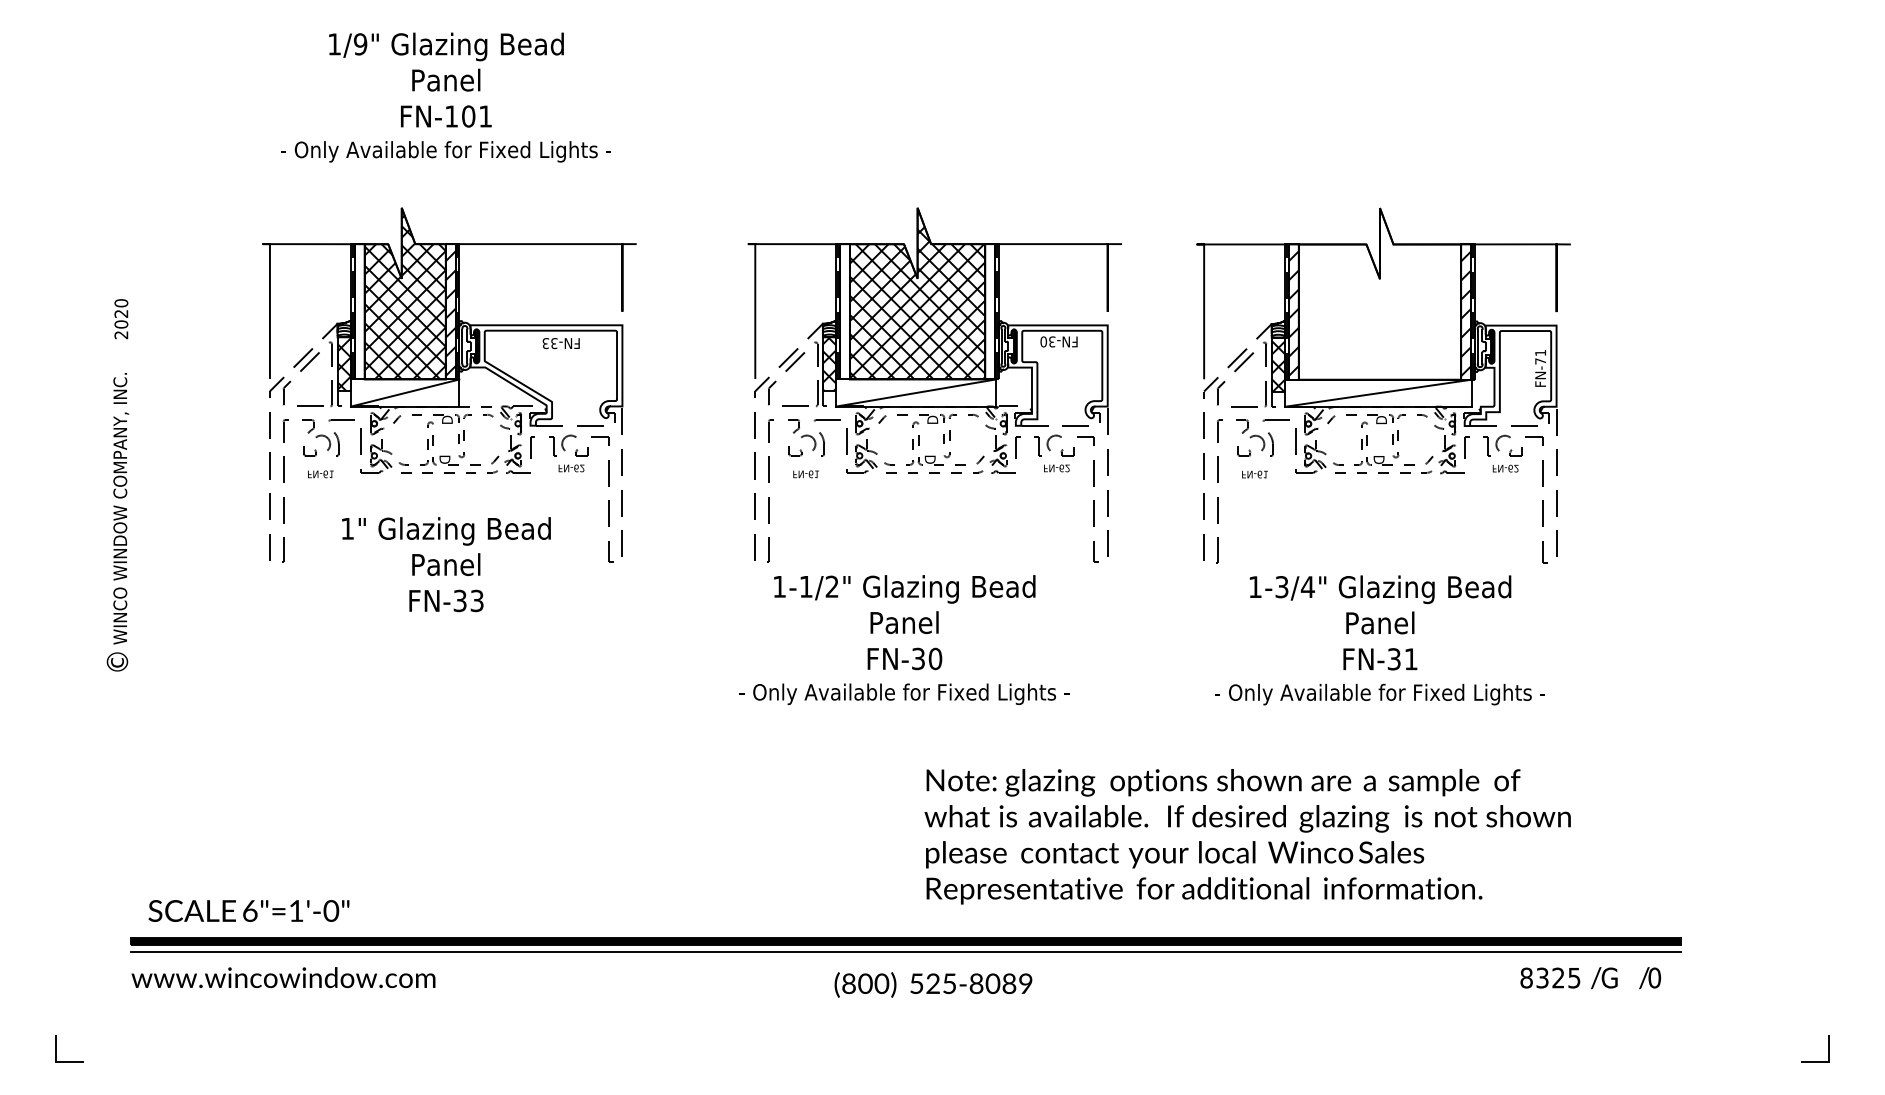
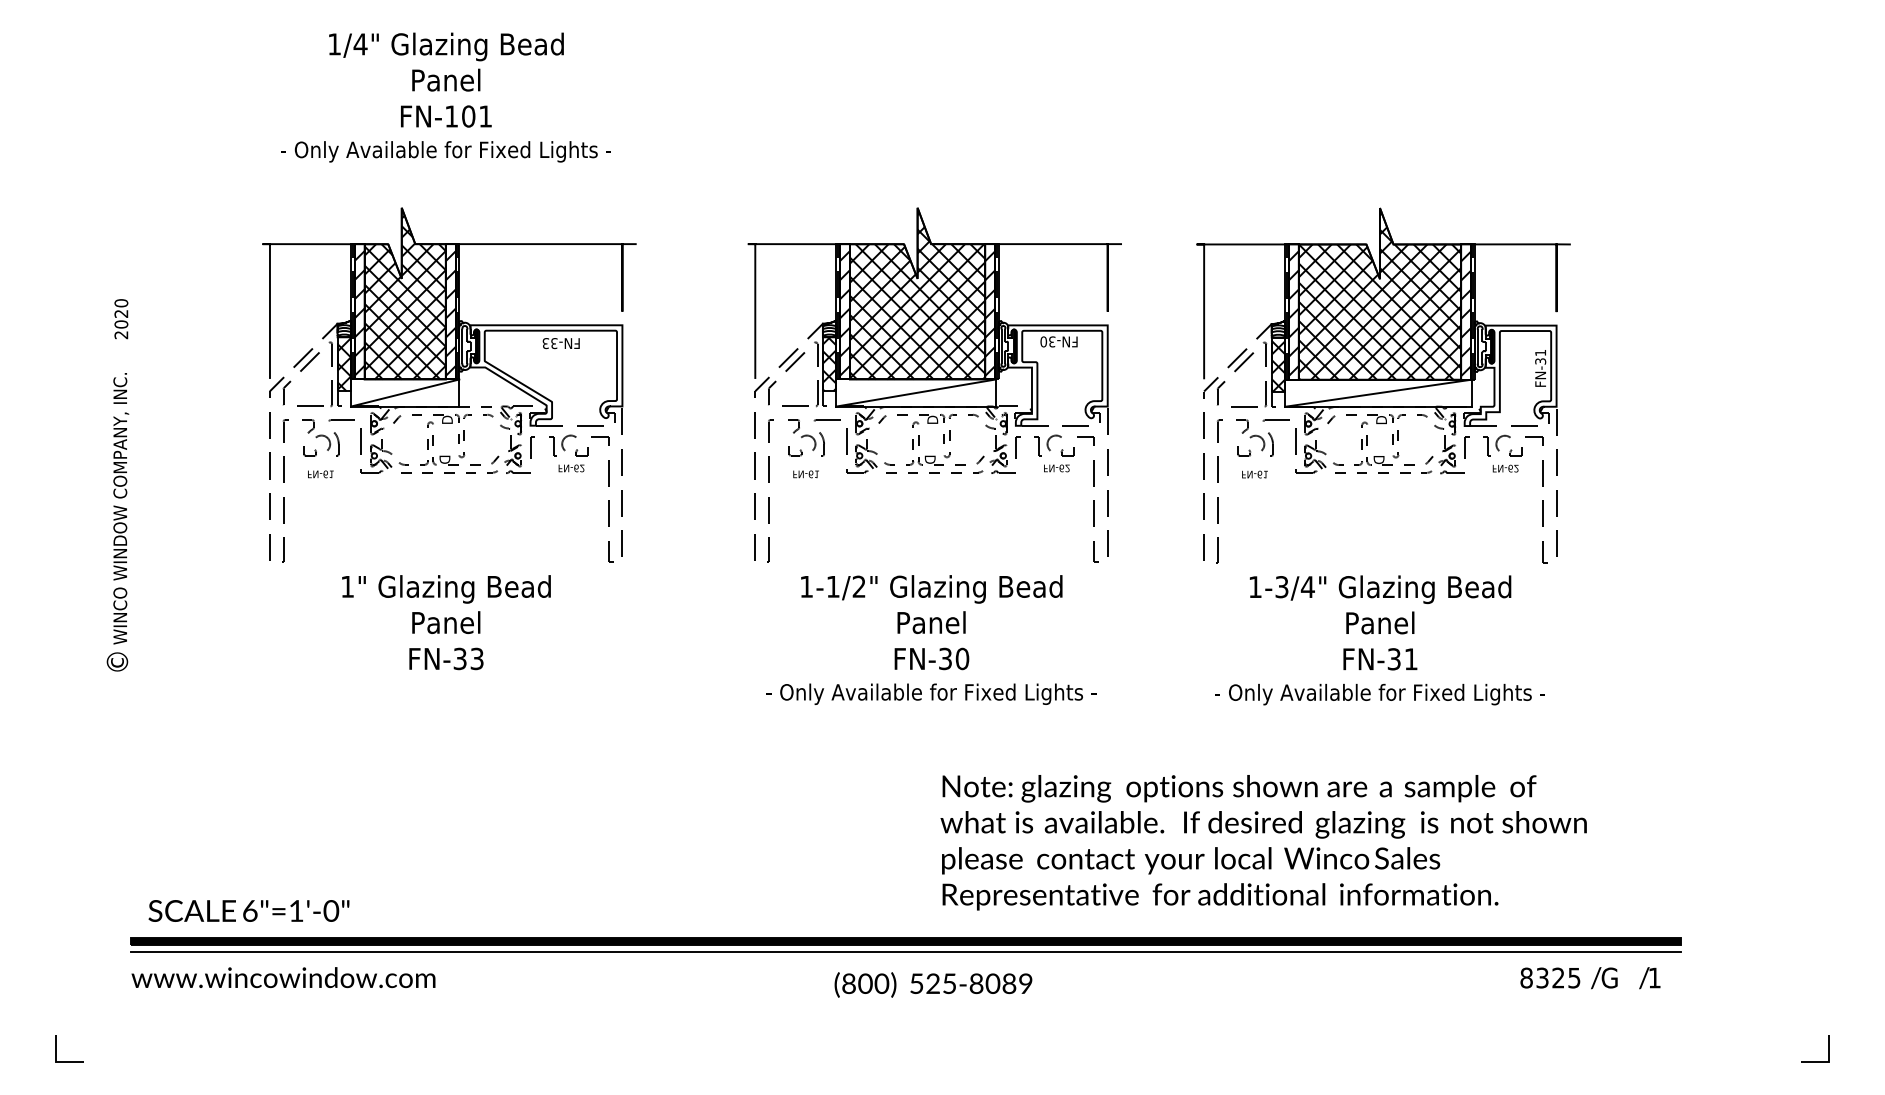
text: 1/9" -> 1/4" (360, 44)
hatch: none -> present (1379, 294)
hatch: none -> present (359, 313)
hatch: none -> present (844, 313)
hatch: none -> present (990, 313)
text: FN-71 -> FN-31 (1540, 361)
text position: (446, 564) -> (446, 622) (446, 622)
text position: (904, 639) -> (931, 639) (931, 639)
text position: (1247, 836) -> (1263, 842) (1263, 842)
text: 0 -> 1 (1654, 977)
